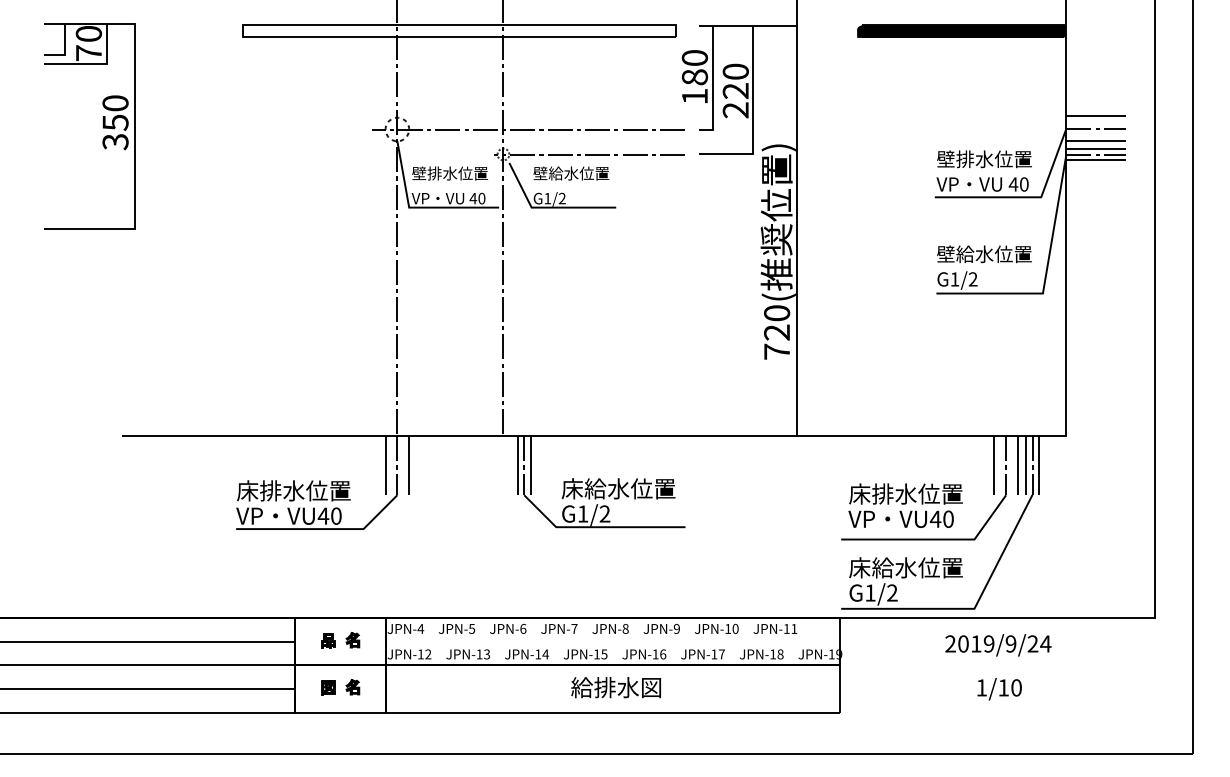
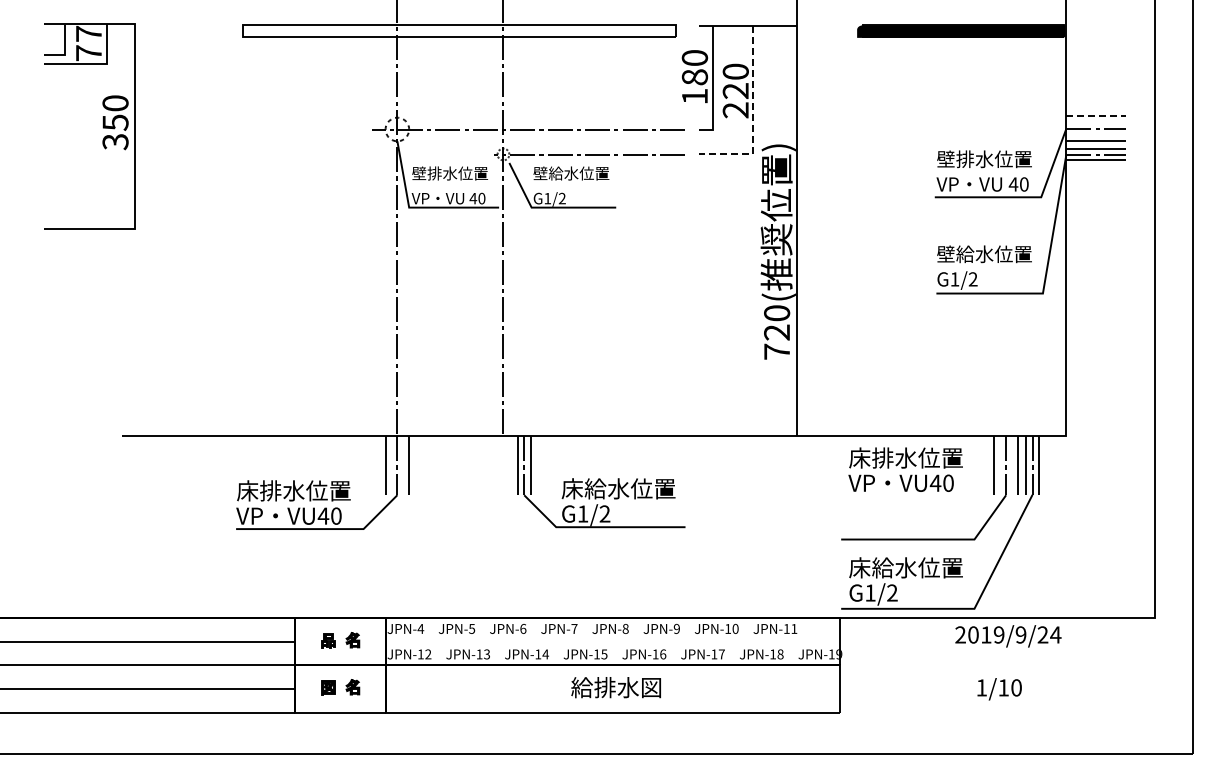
text: 70 -> 77 (88, 33)
line: solid -> dashed (1096, 116)
line: solid -> dashed (752, 118)
text position: (905, 505) -> (905, 469) (905, 469)
text position: (998, 645) -> (1008, 636) (1008, 636)
